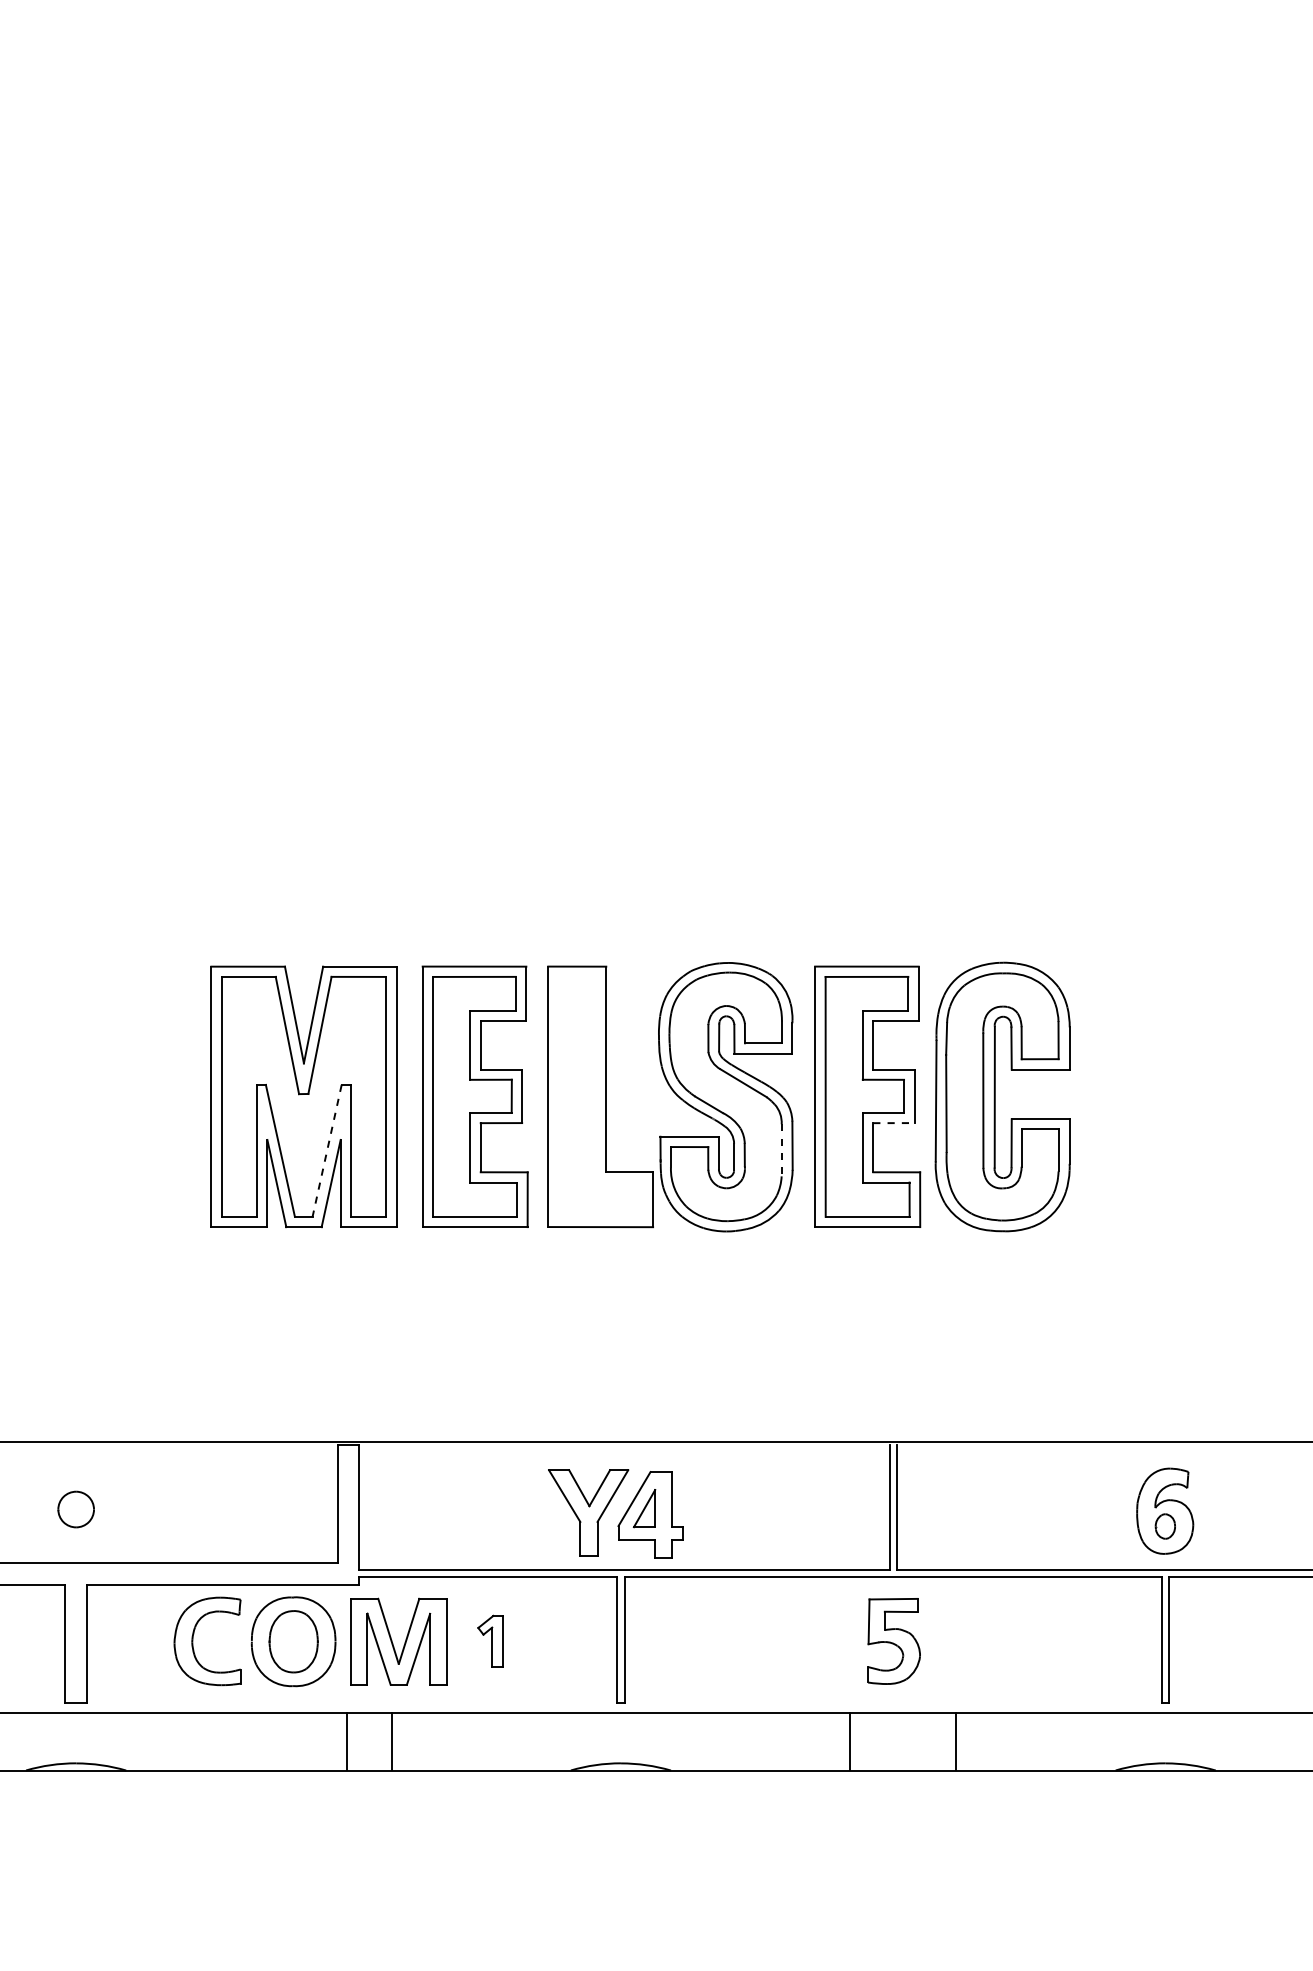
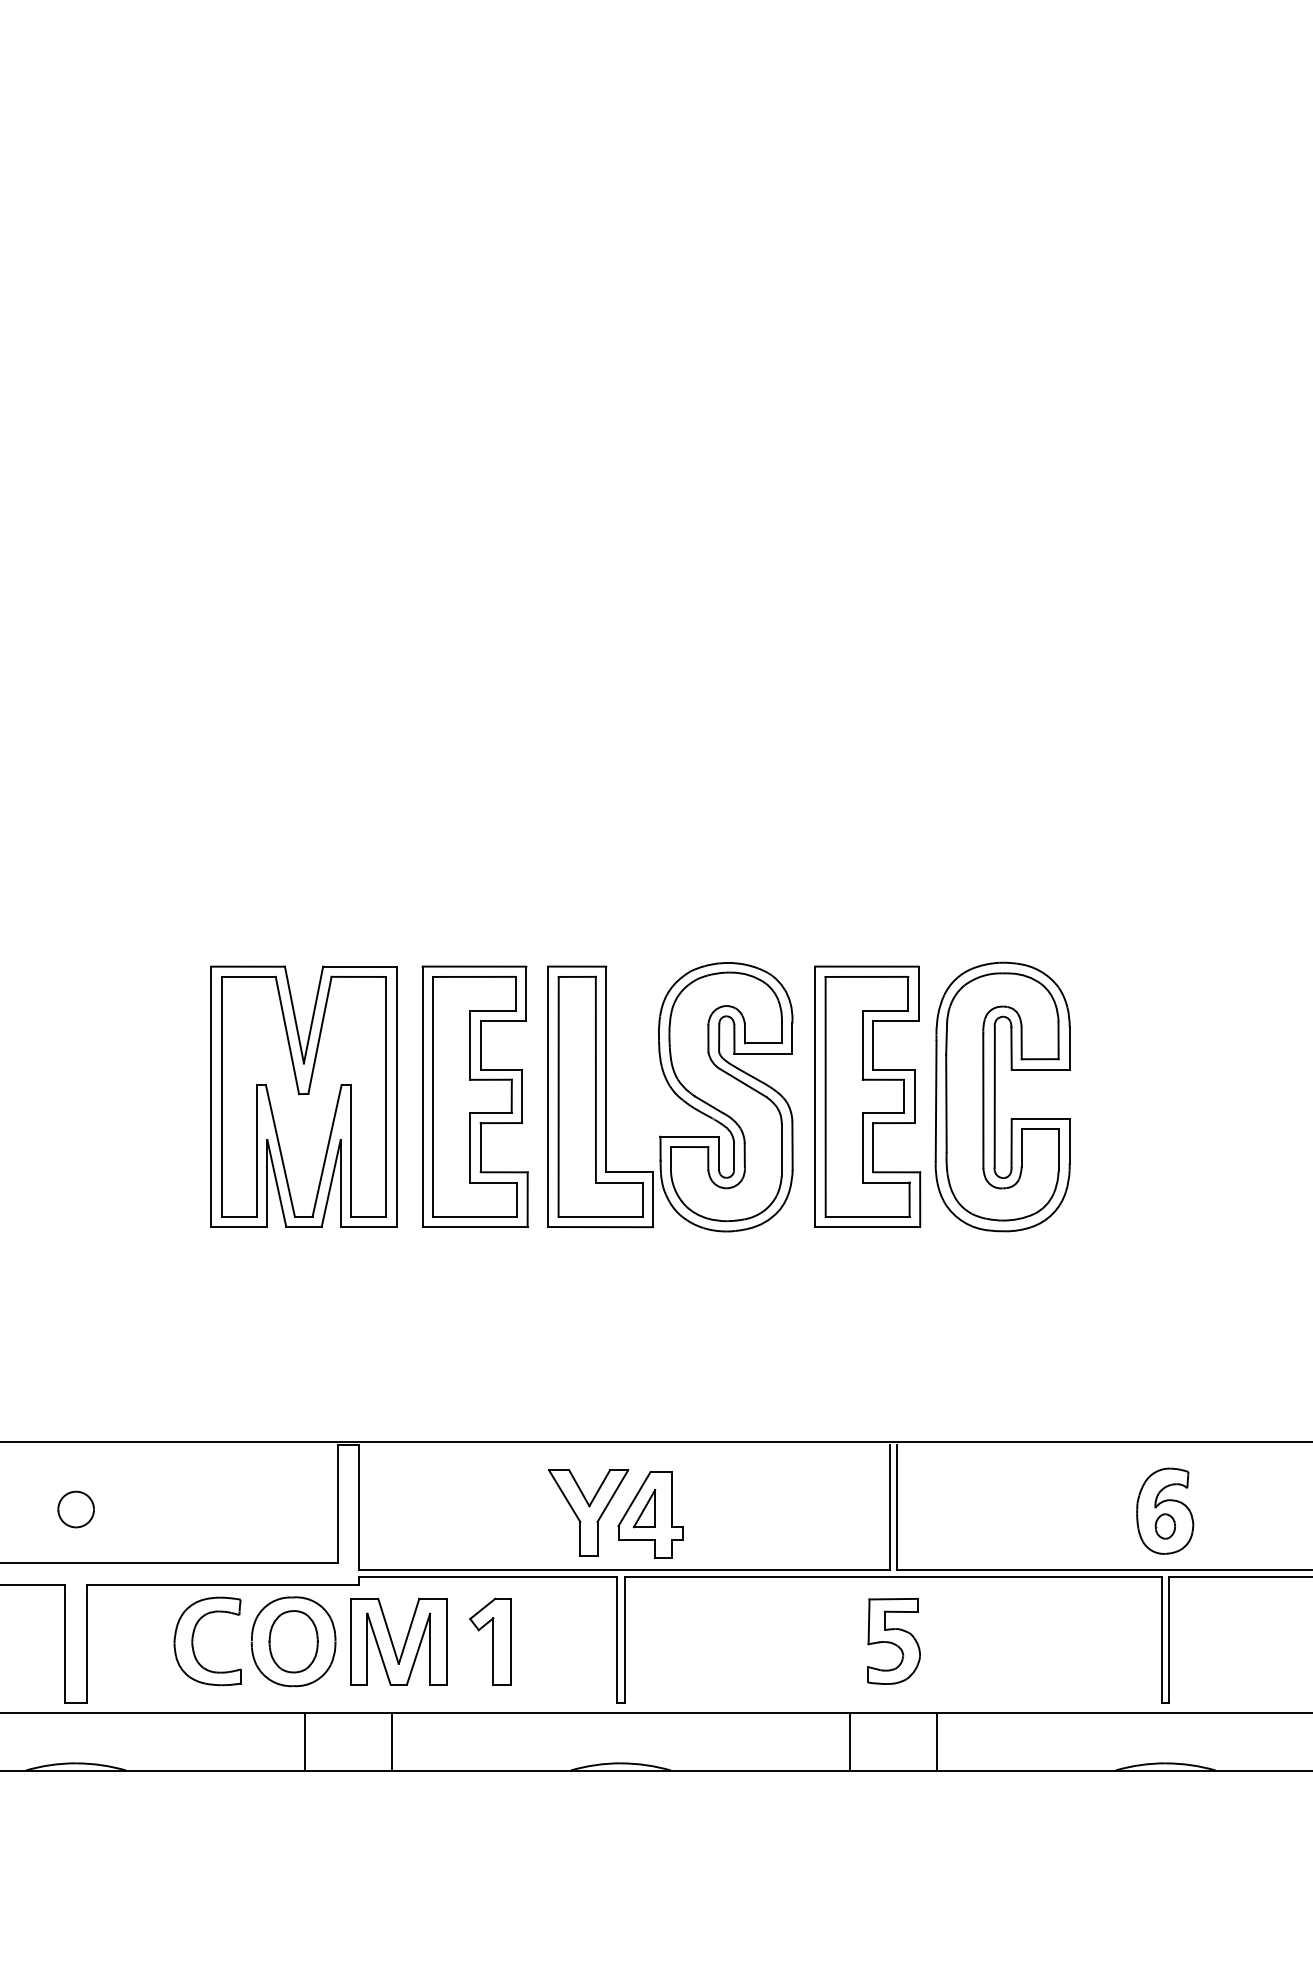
part: none -> present (600, 1096)
line: dashed -> solid (893, 1123)
line: dashed -> solid (327, 1150)
line: dashed -> solid (781, 1150)
part size: 27x54 px -> 43x89 px (490, 1641)
line position: (346, 1741) -> (304, 1741) (304, 1741)
line position: (955, 1741) -> (936, 1741) (936, 1741)
